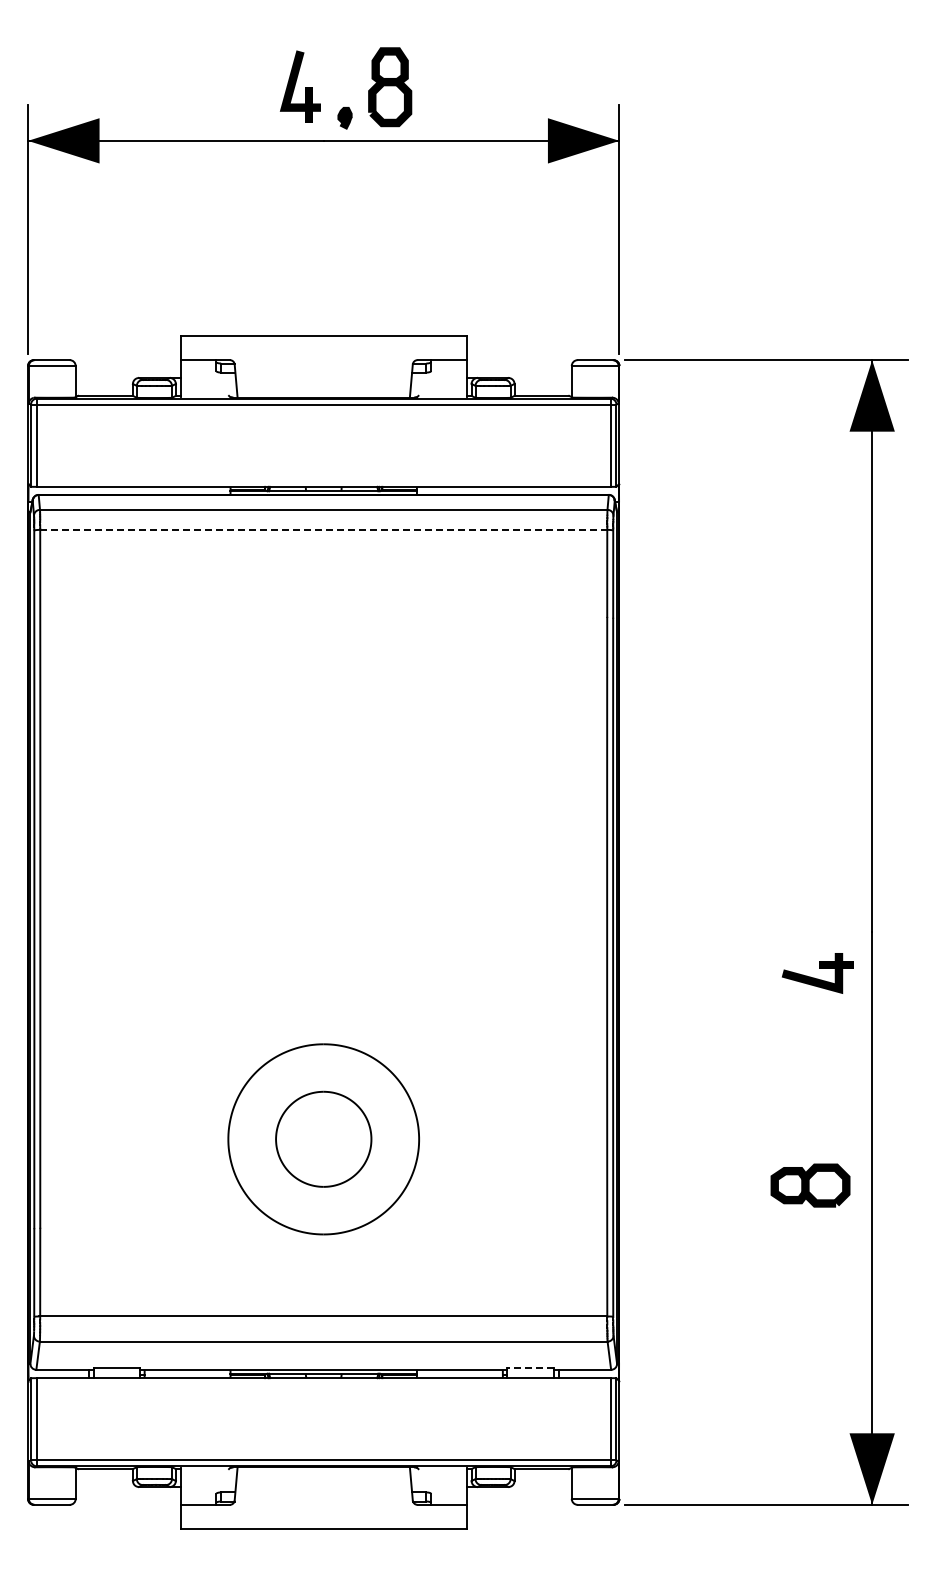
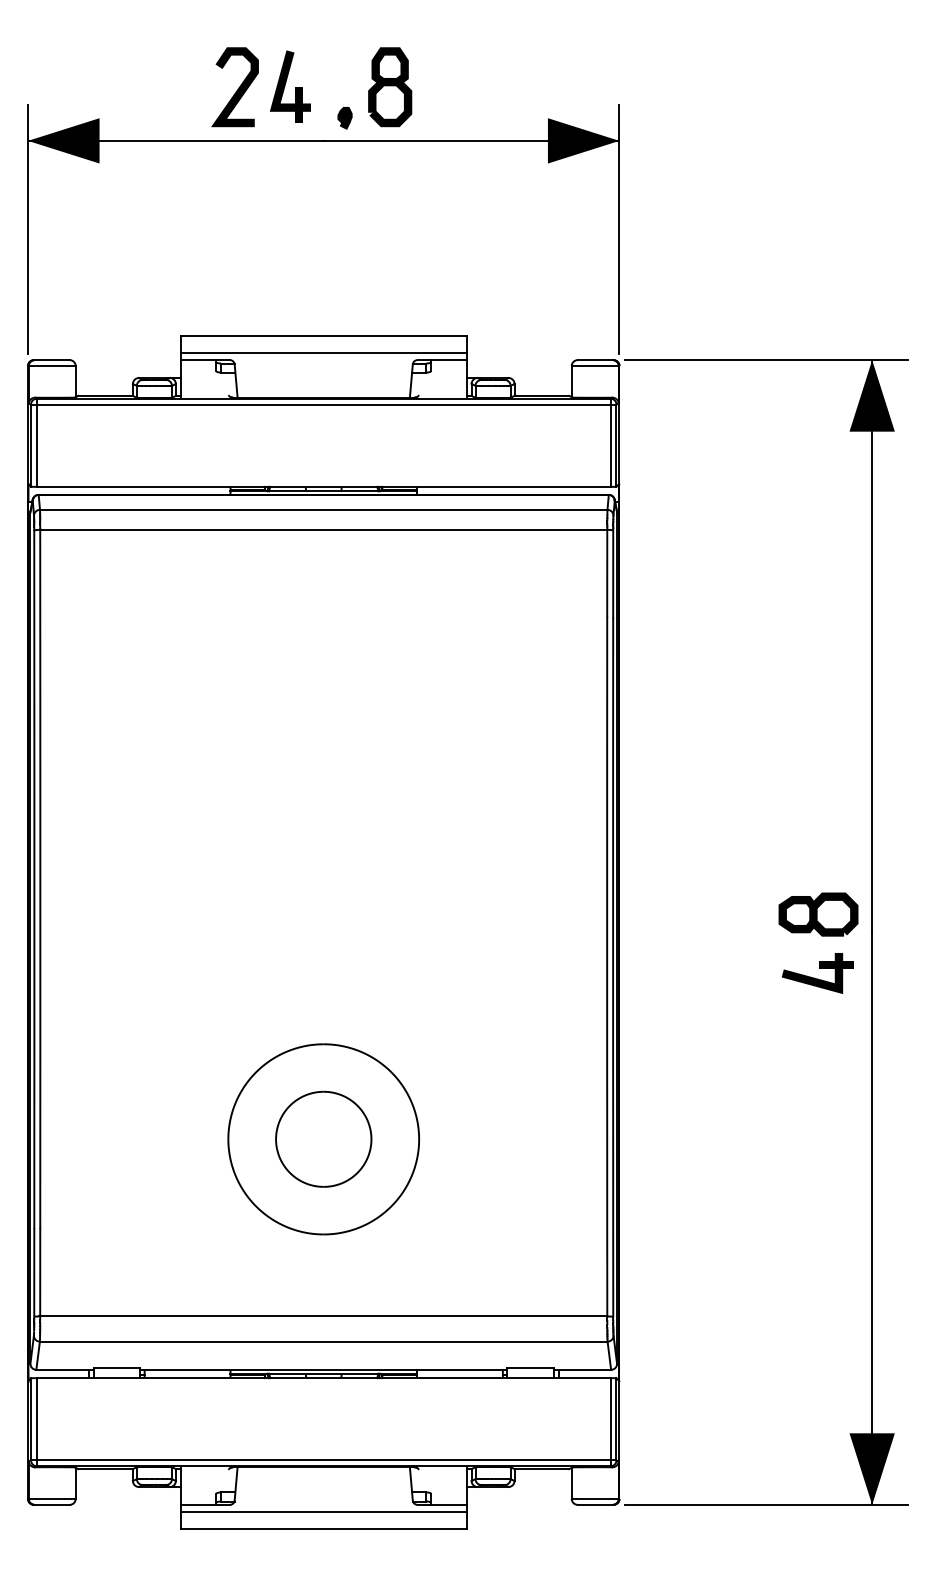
part position: (300, 86) -> (290, 86) (290, 86)
curve: none -> present (237, 89)
line: none -> present (323, 352)
line: dashed -> solid (323, 529)
part position: (810, 1185) -> (818, 914) (818, 914)
line: dashed -> solid (530, 1368)
line: none -> present (323, 1512)
